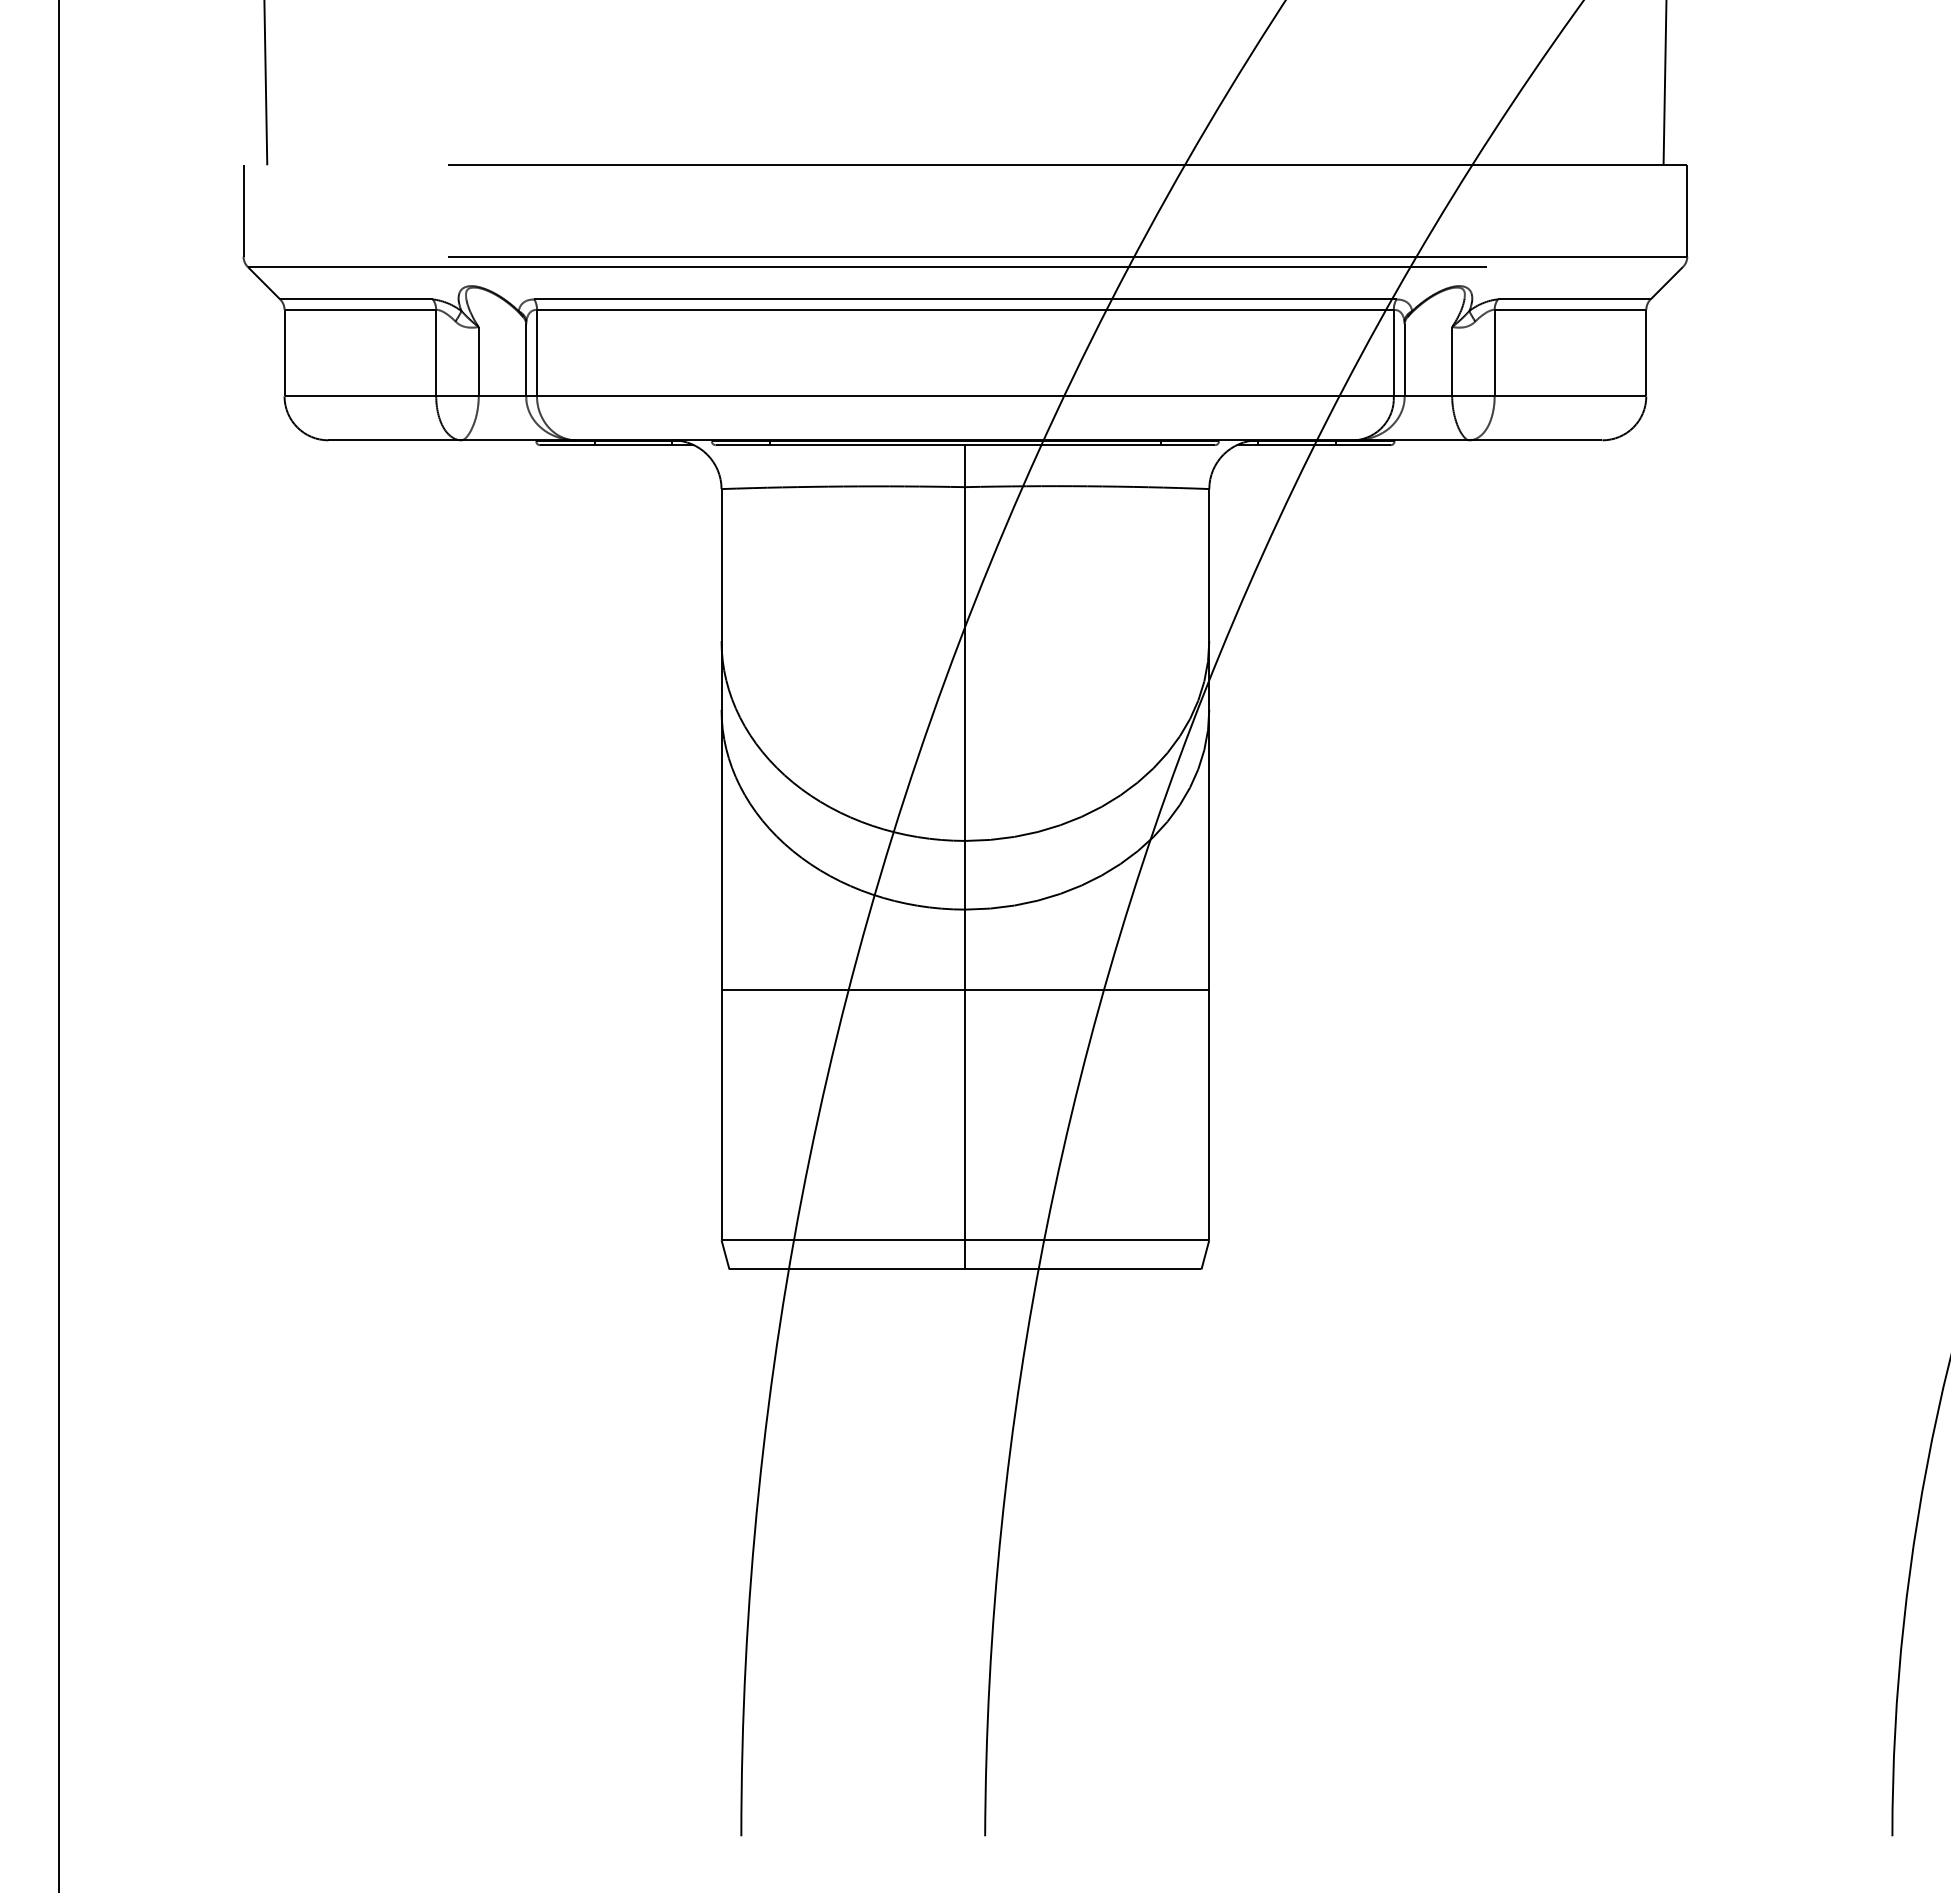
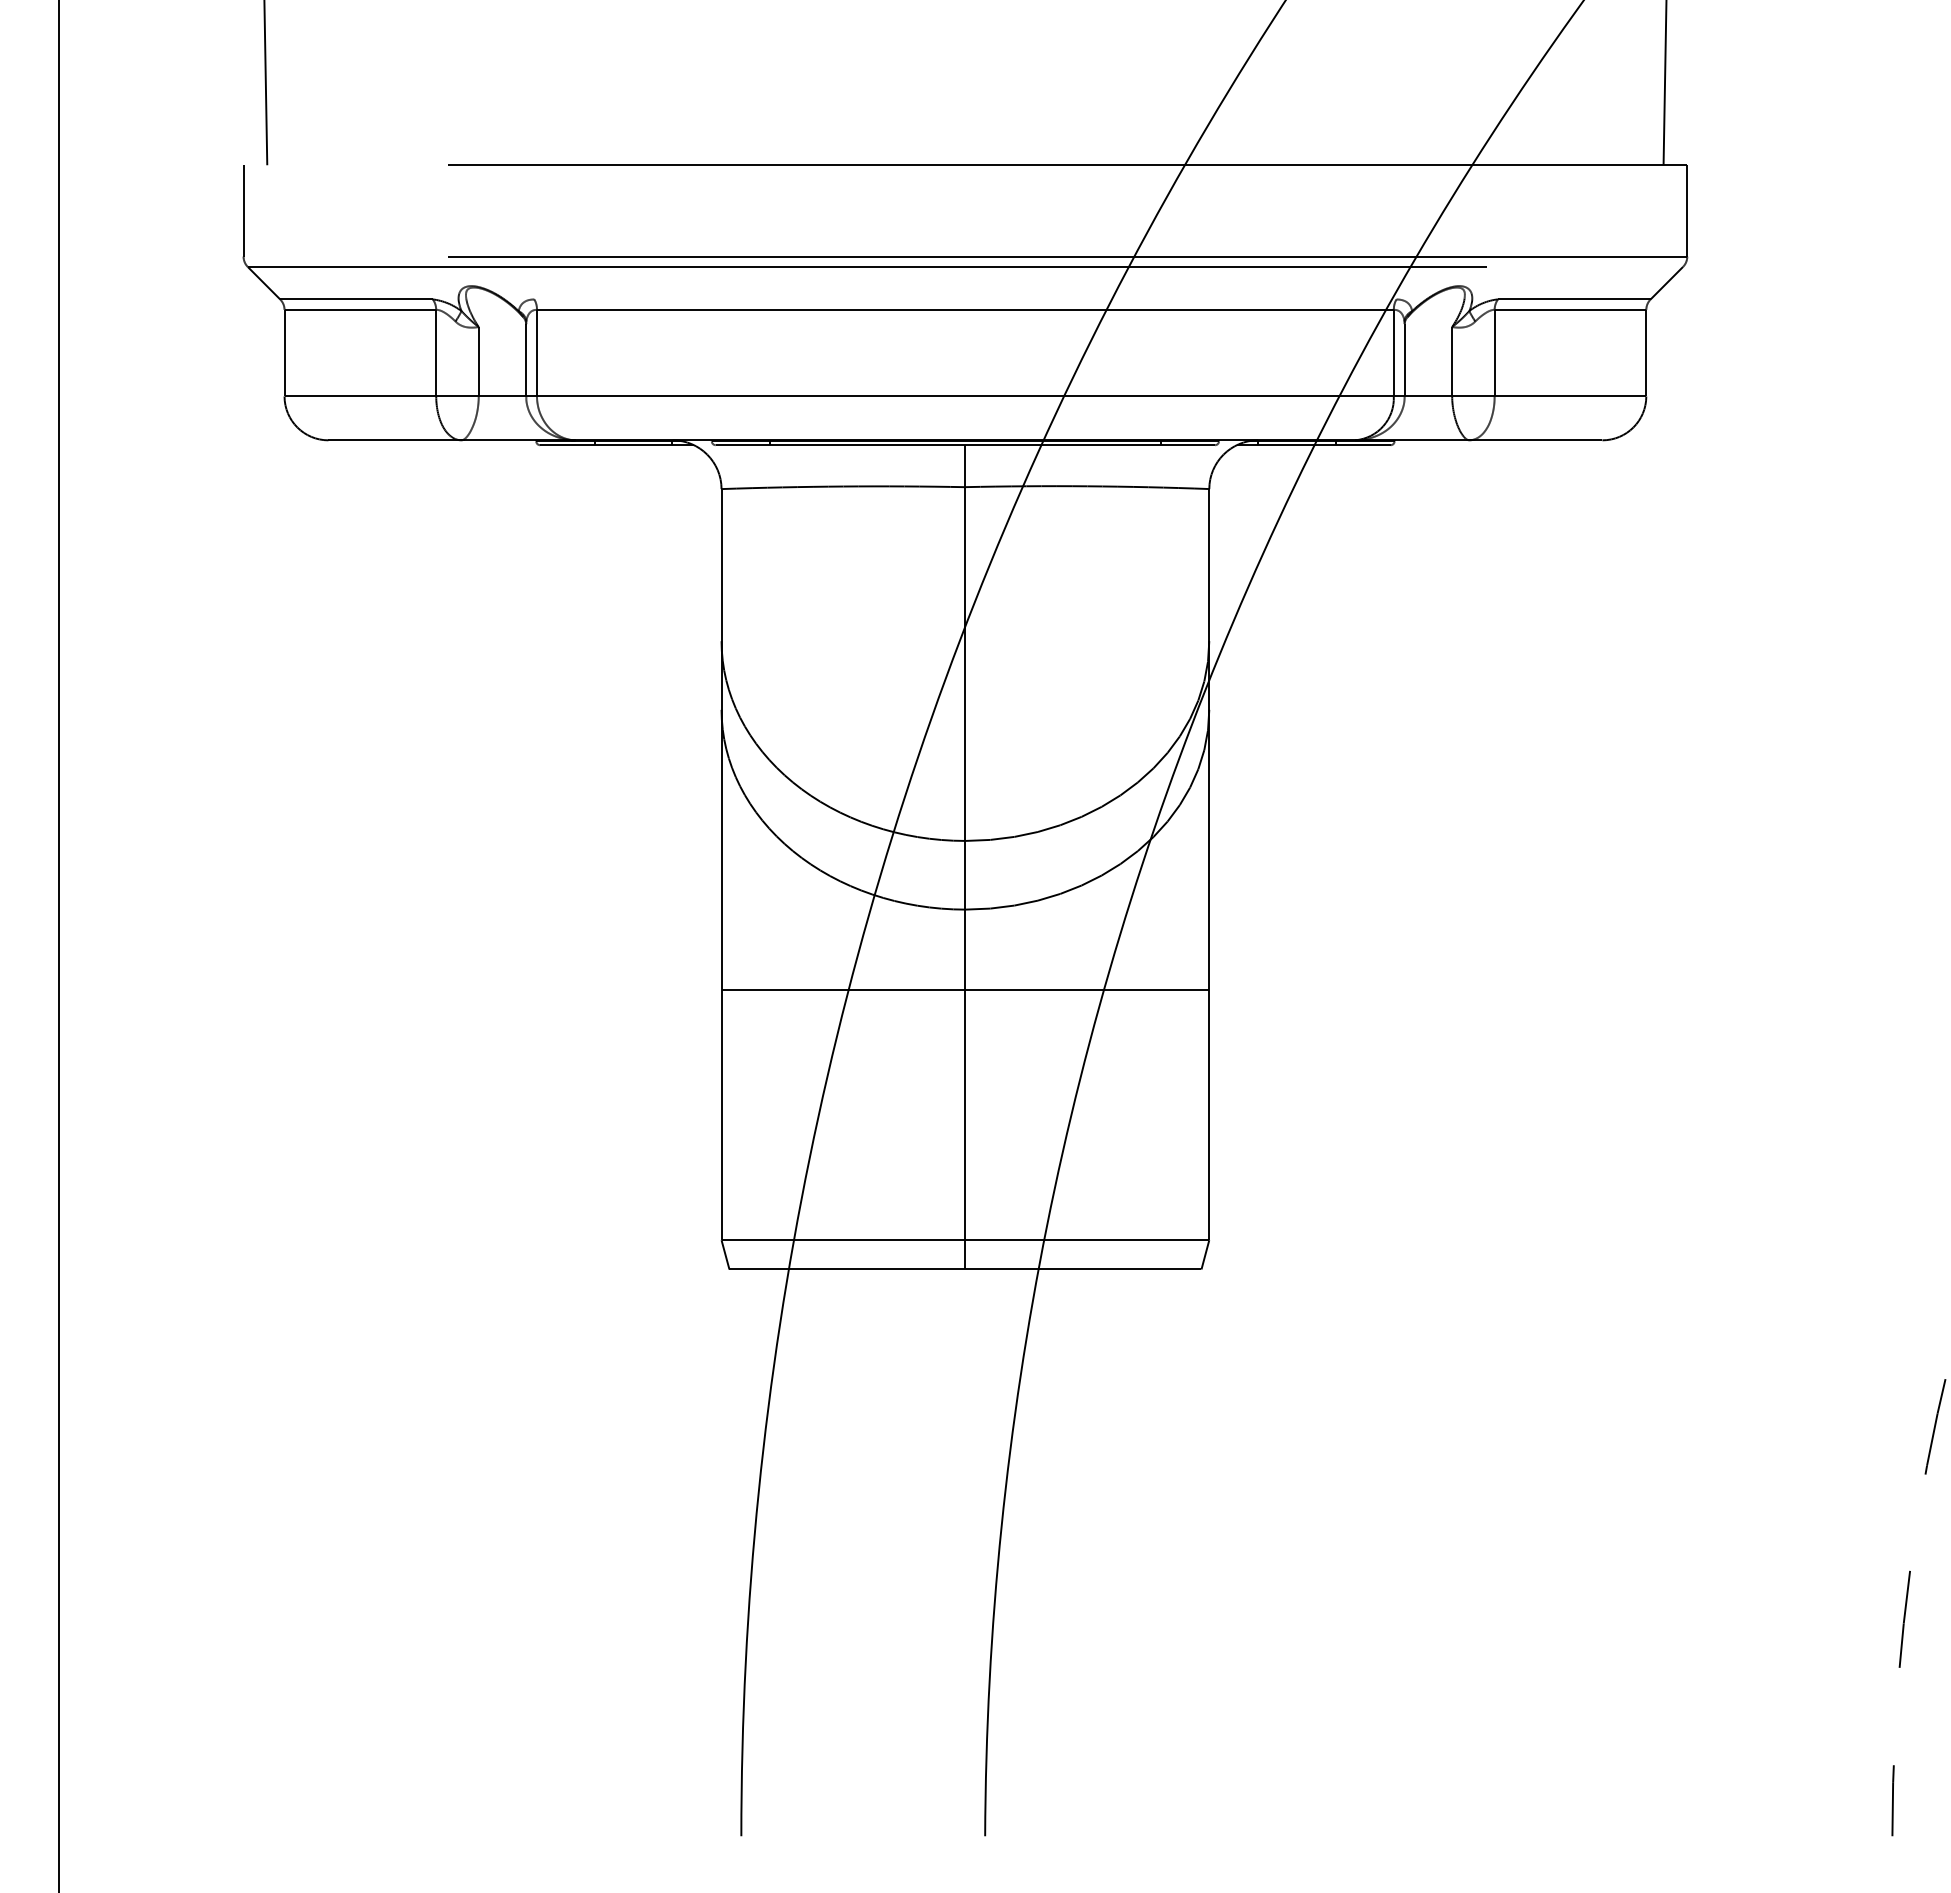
line: present -> none (965, 299)
arc: solid -> dashed (1907, 1594)
